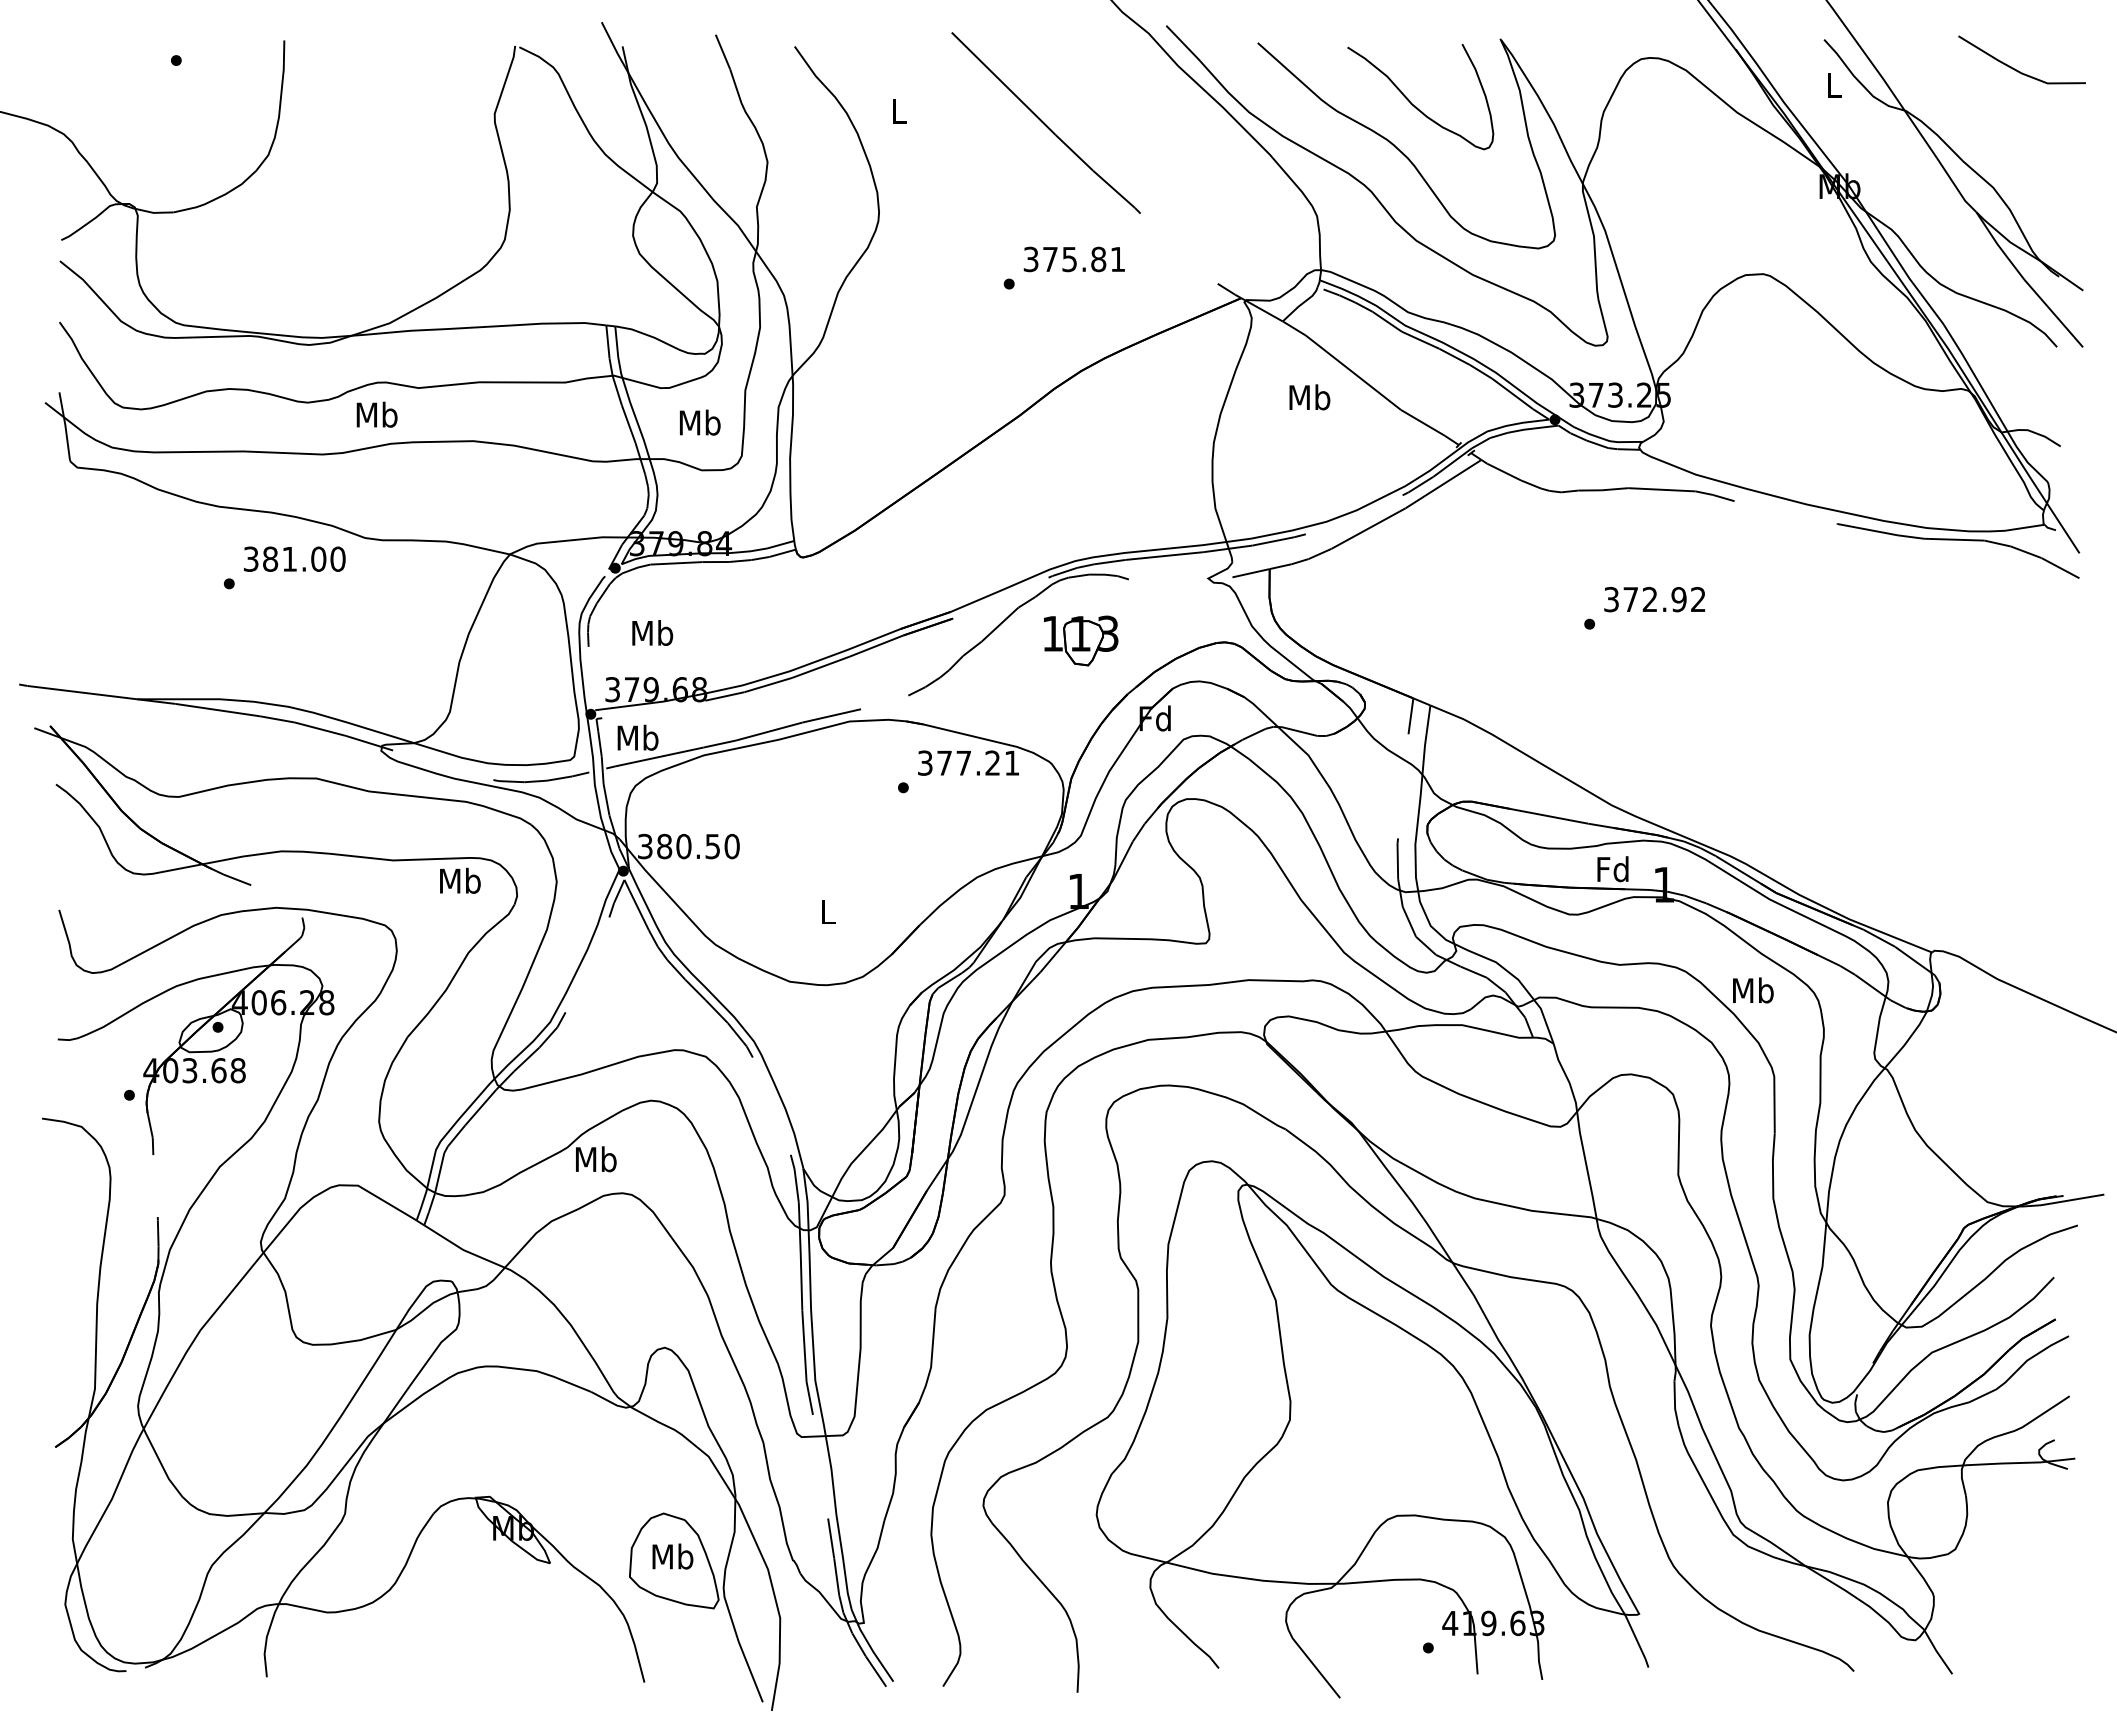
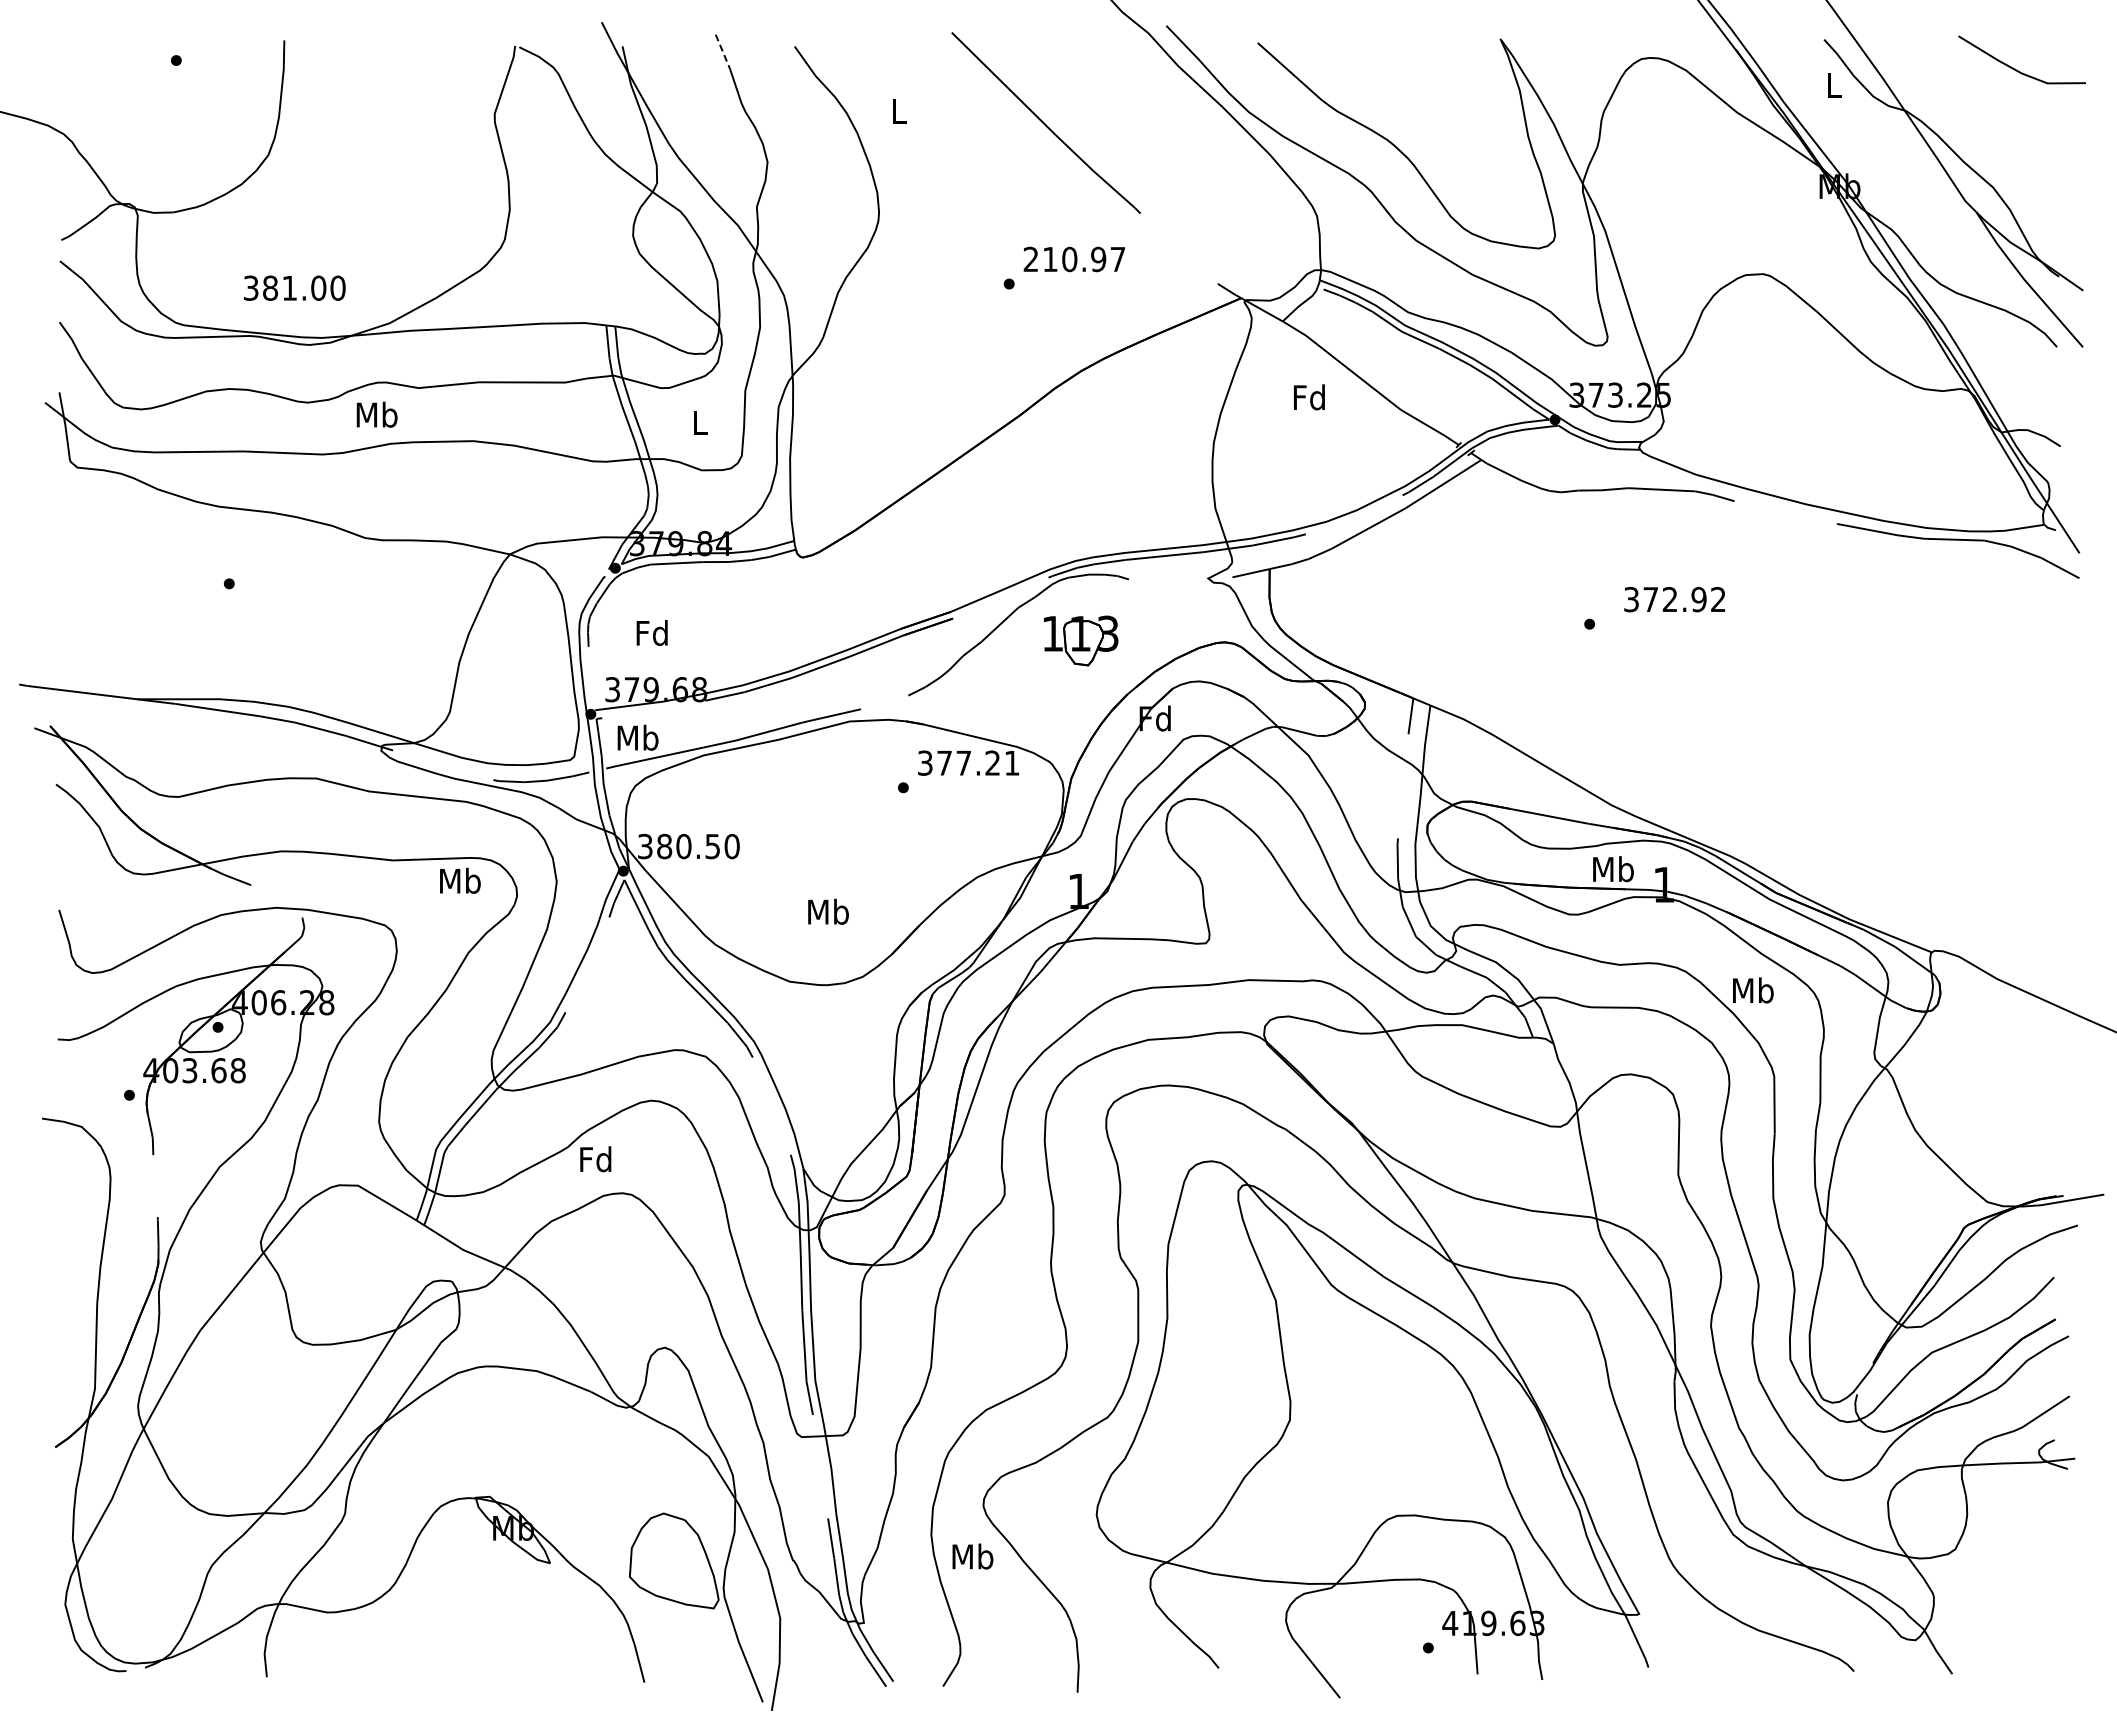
line: solid -> dashed (722, 52)
curve: present -> none (1415, 105)
text: 375.81 -> 210.97 (1074, 259)
text: Mb -> Fd (1309, 397)
text: Mb -> L (699, 422)
text position: (294, 558) -> (294, 287) (294, 287)
text position: (1654, 599) -> (1674, 599) (1674, 599)
text: Mb -> Fd (652, 632)
text: Fd -> Mb (1613, 869)
text: L -> Mb (828, 911)
text: Mb -> Fd (596, 1159)
text position: (672, 1556) -> (972, 1556) (972, 1556)
